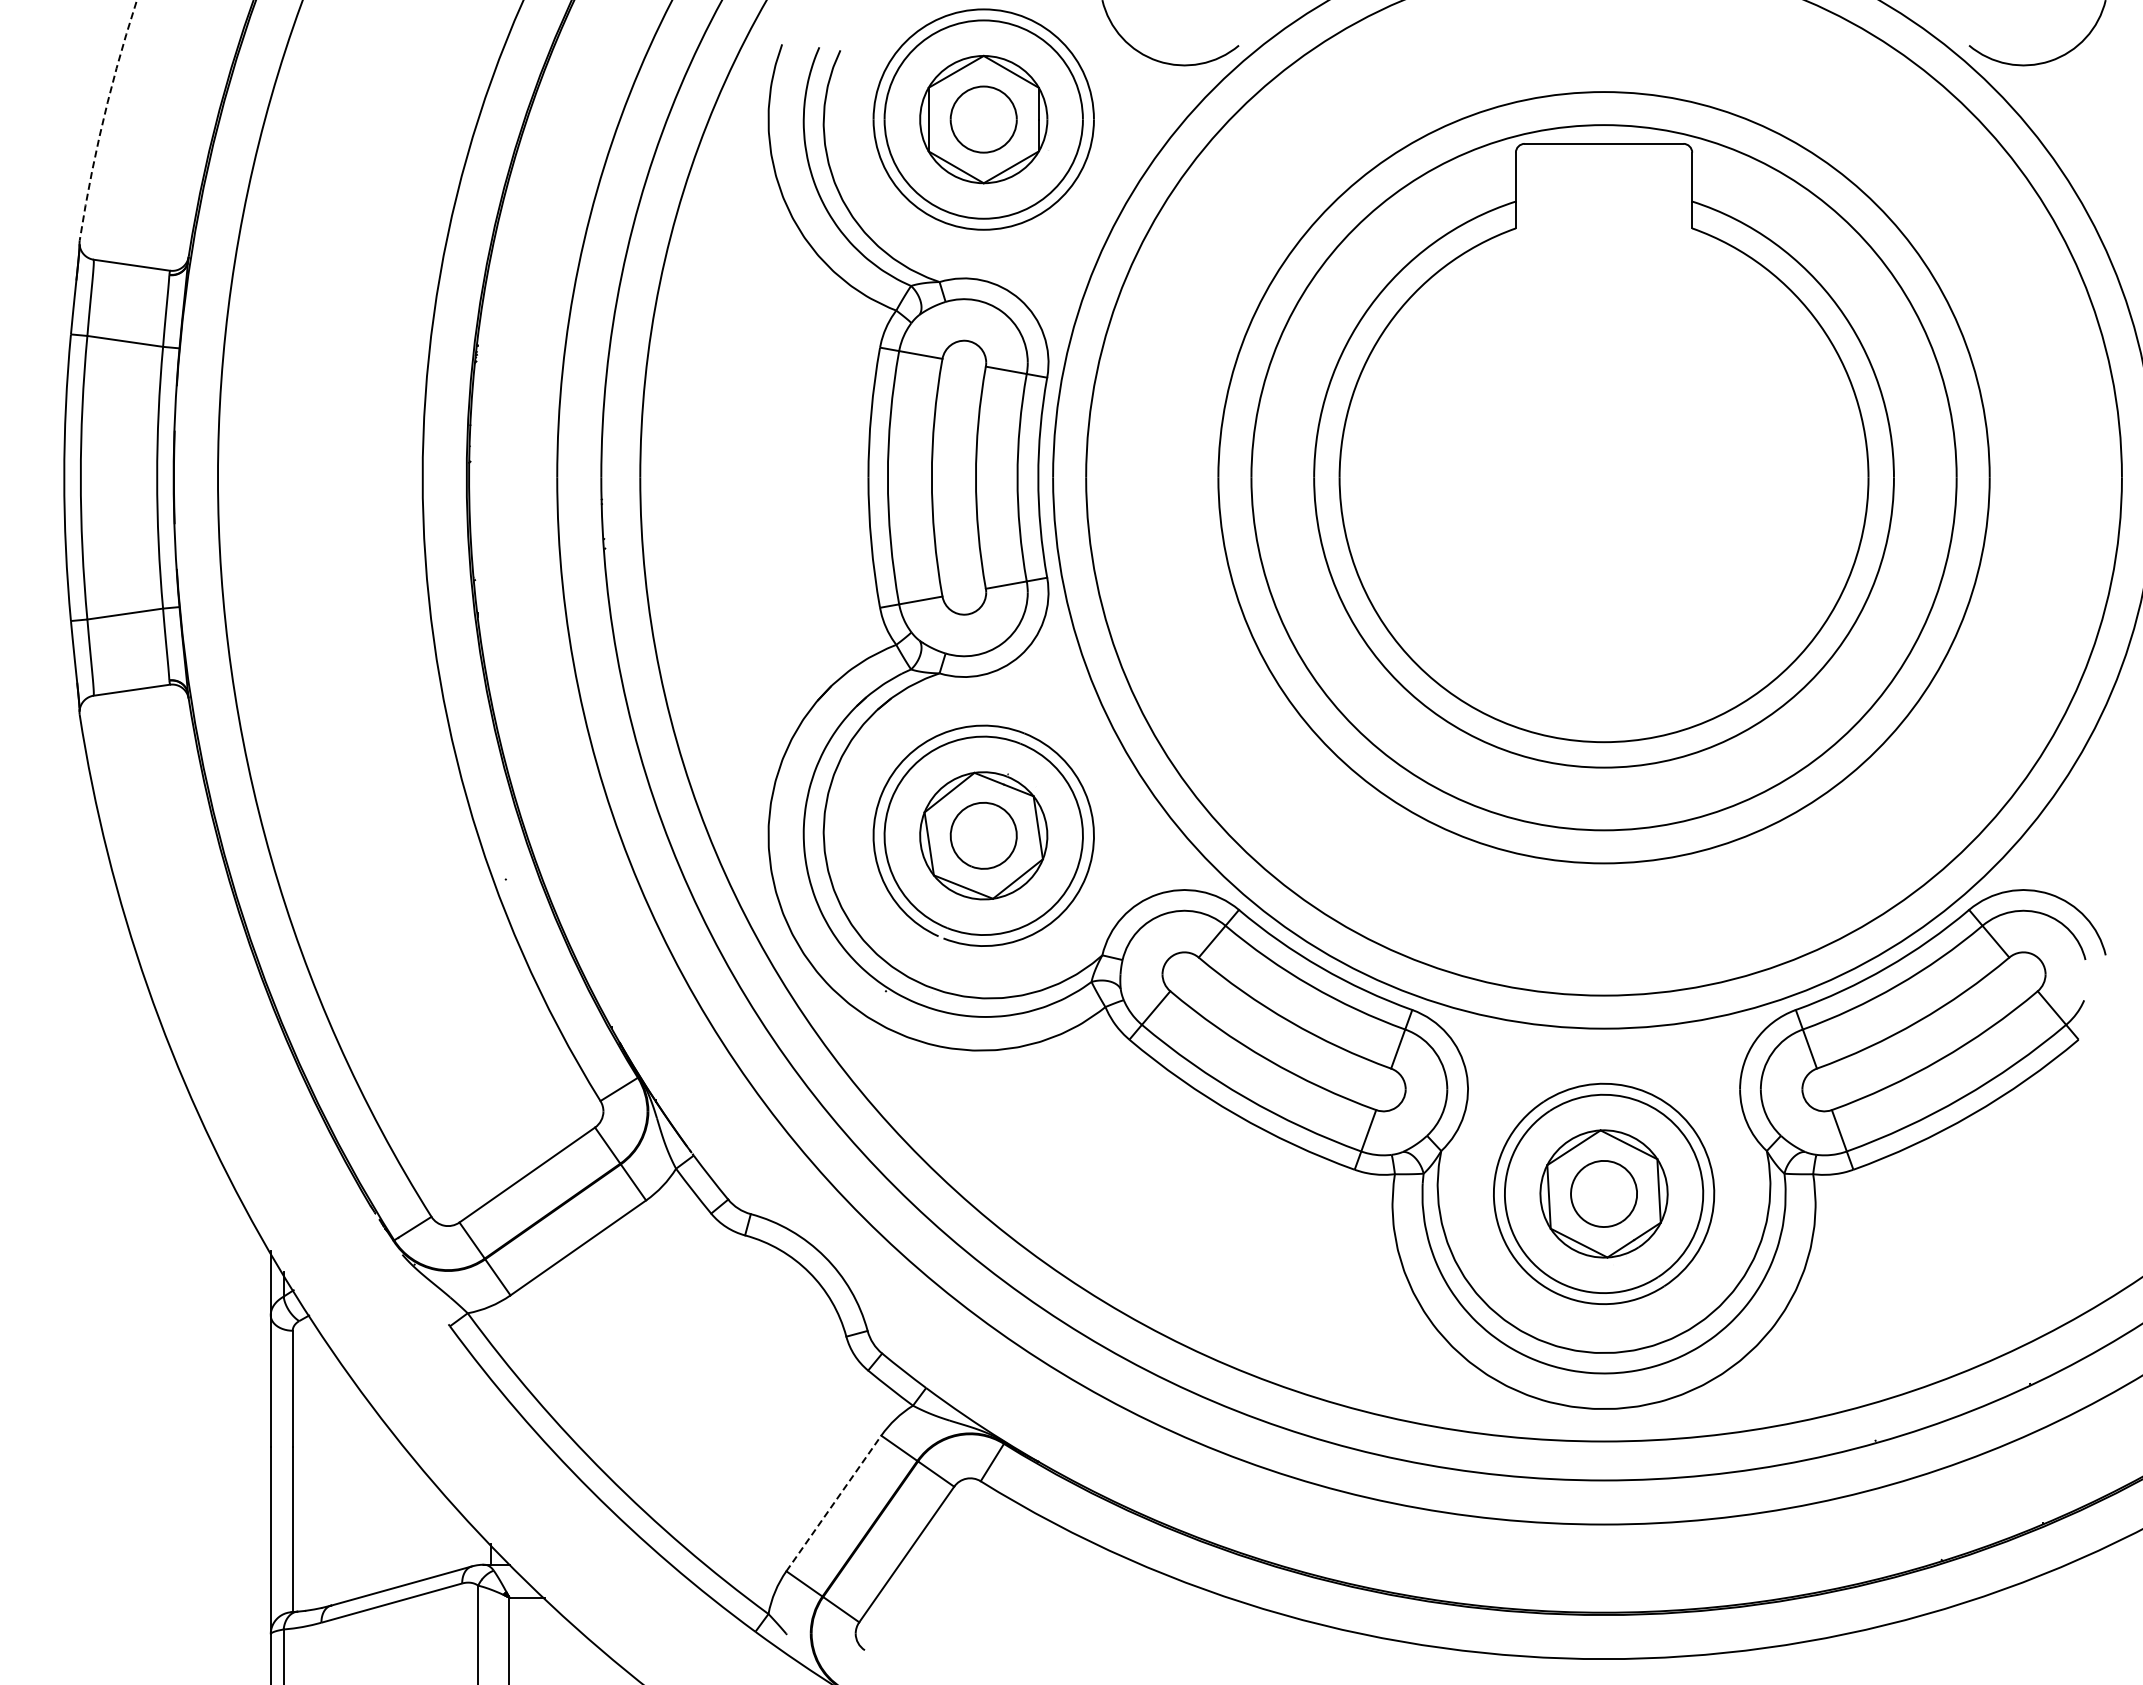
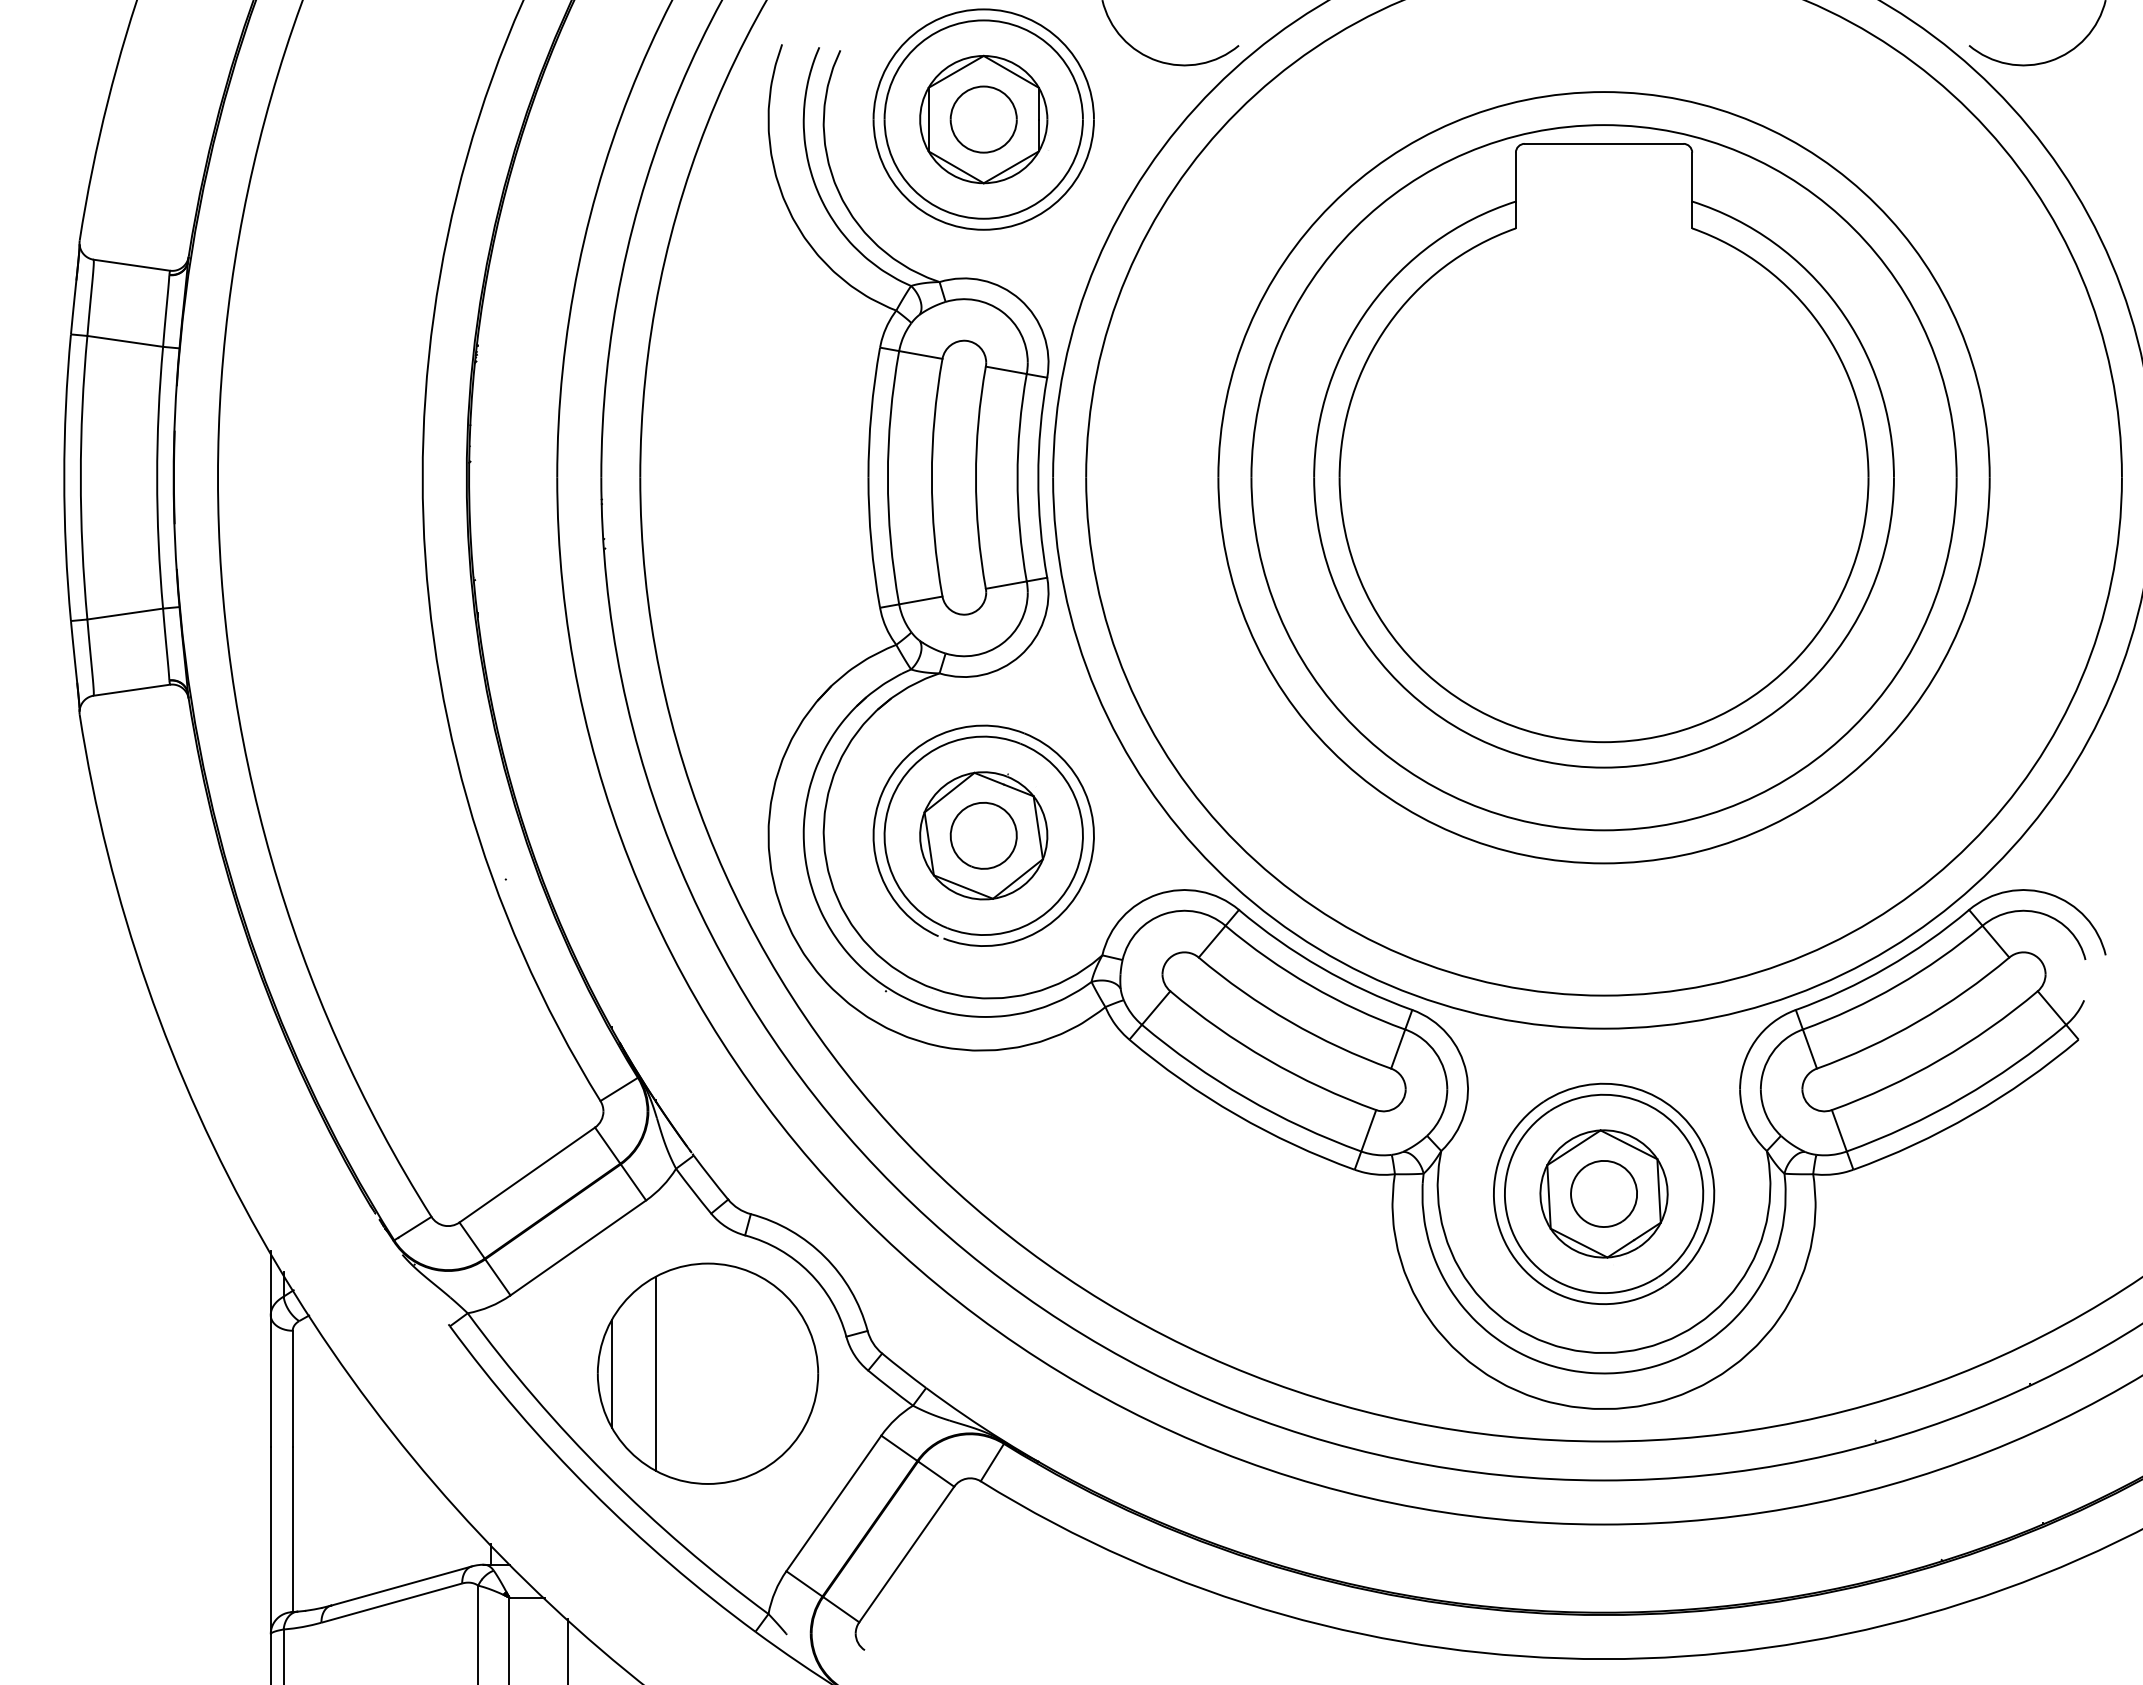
arc: dashed -> solid (103, 120)
part: none -> present (707, 1373)
line: dashed -> solid (833, 1503)
line: none -> present (568, 1649)
